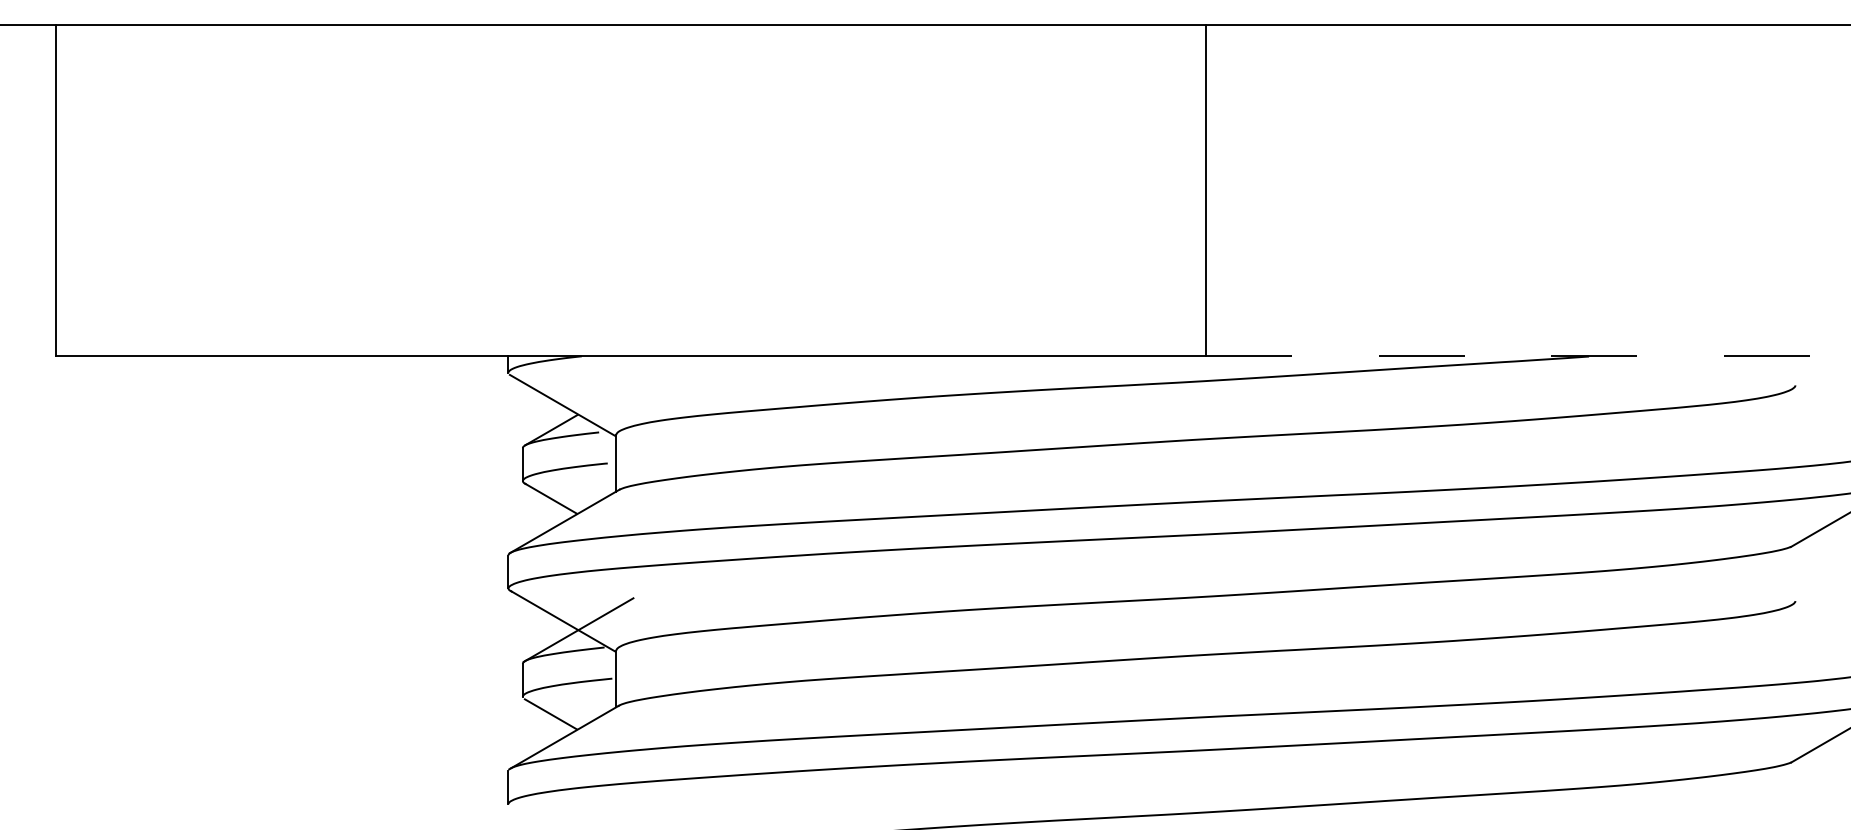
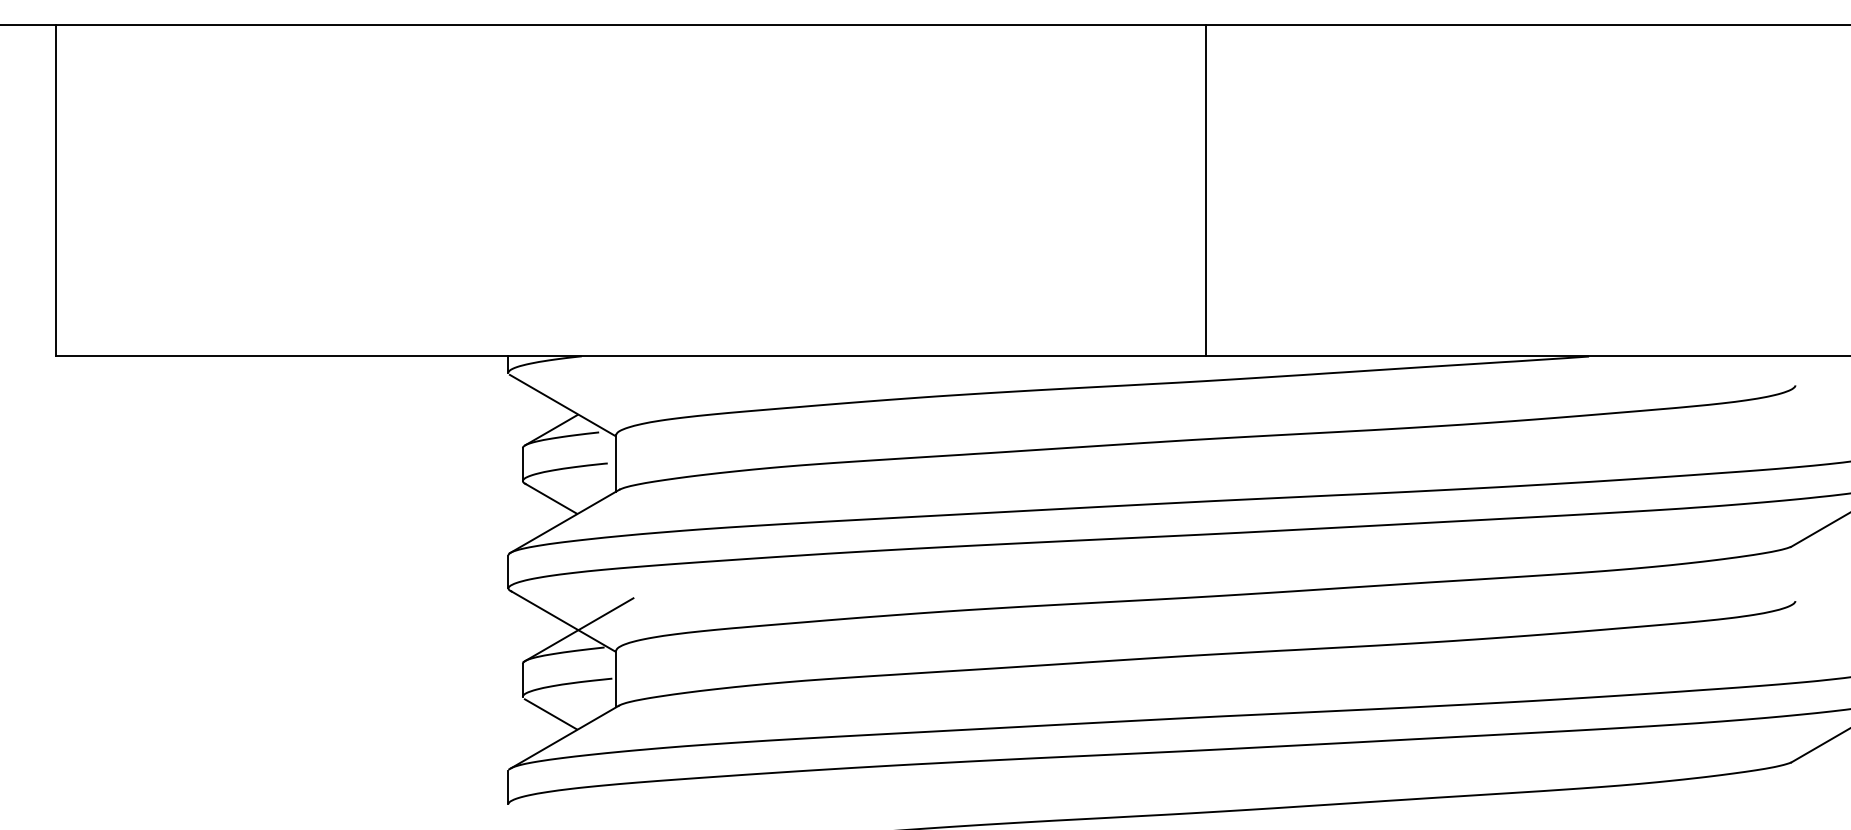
line: dashed -> solid (1528, 356)
